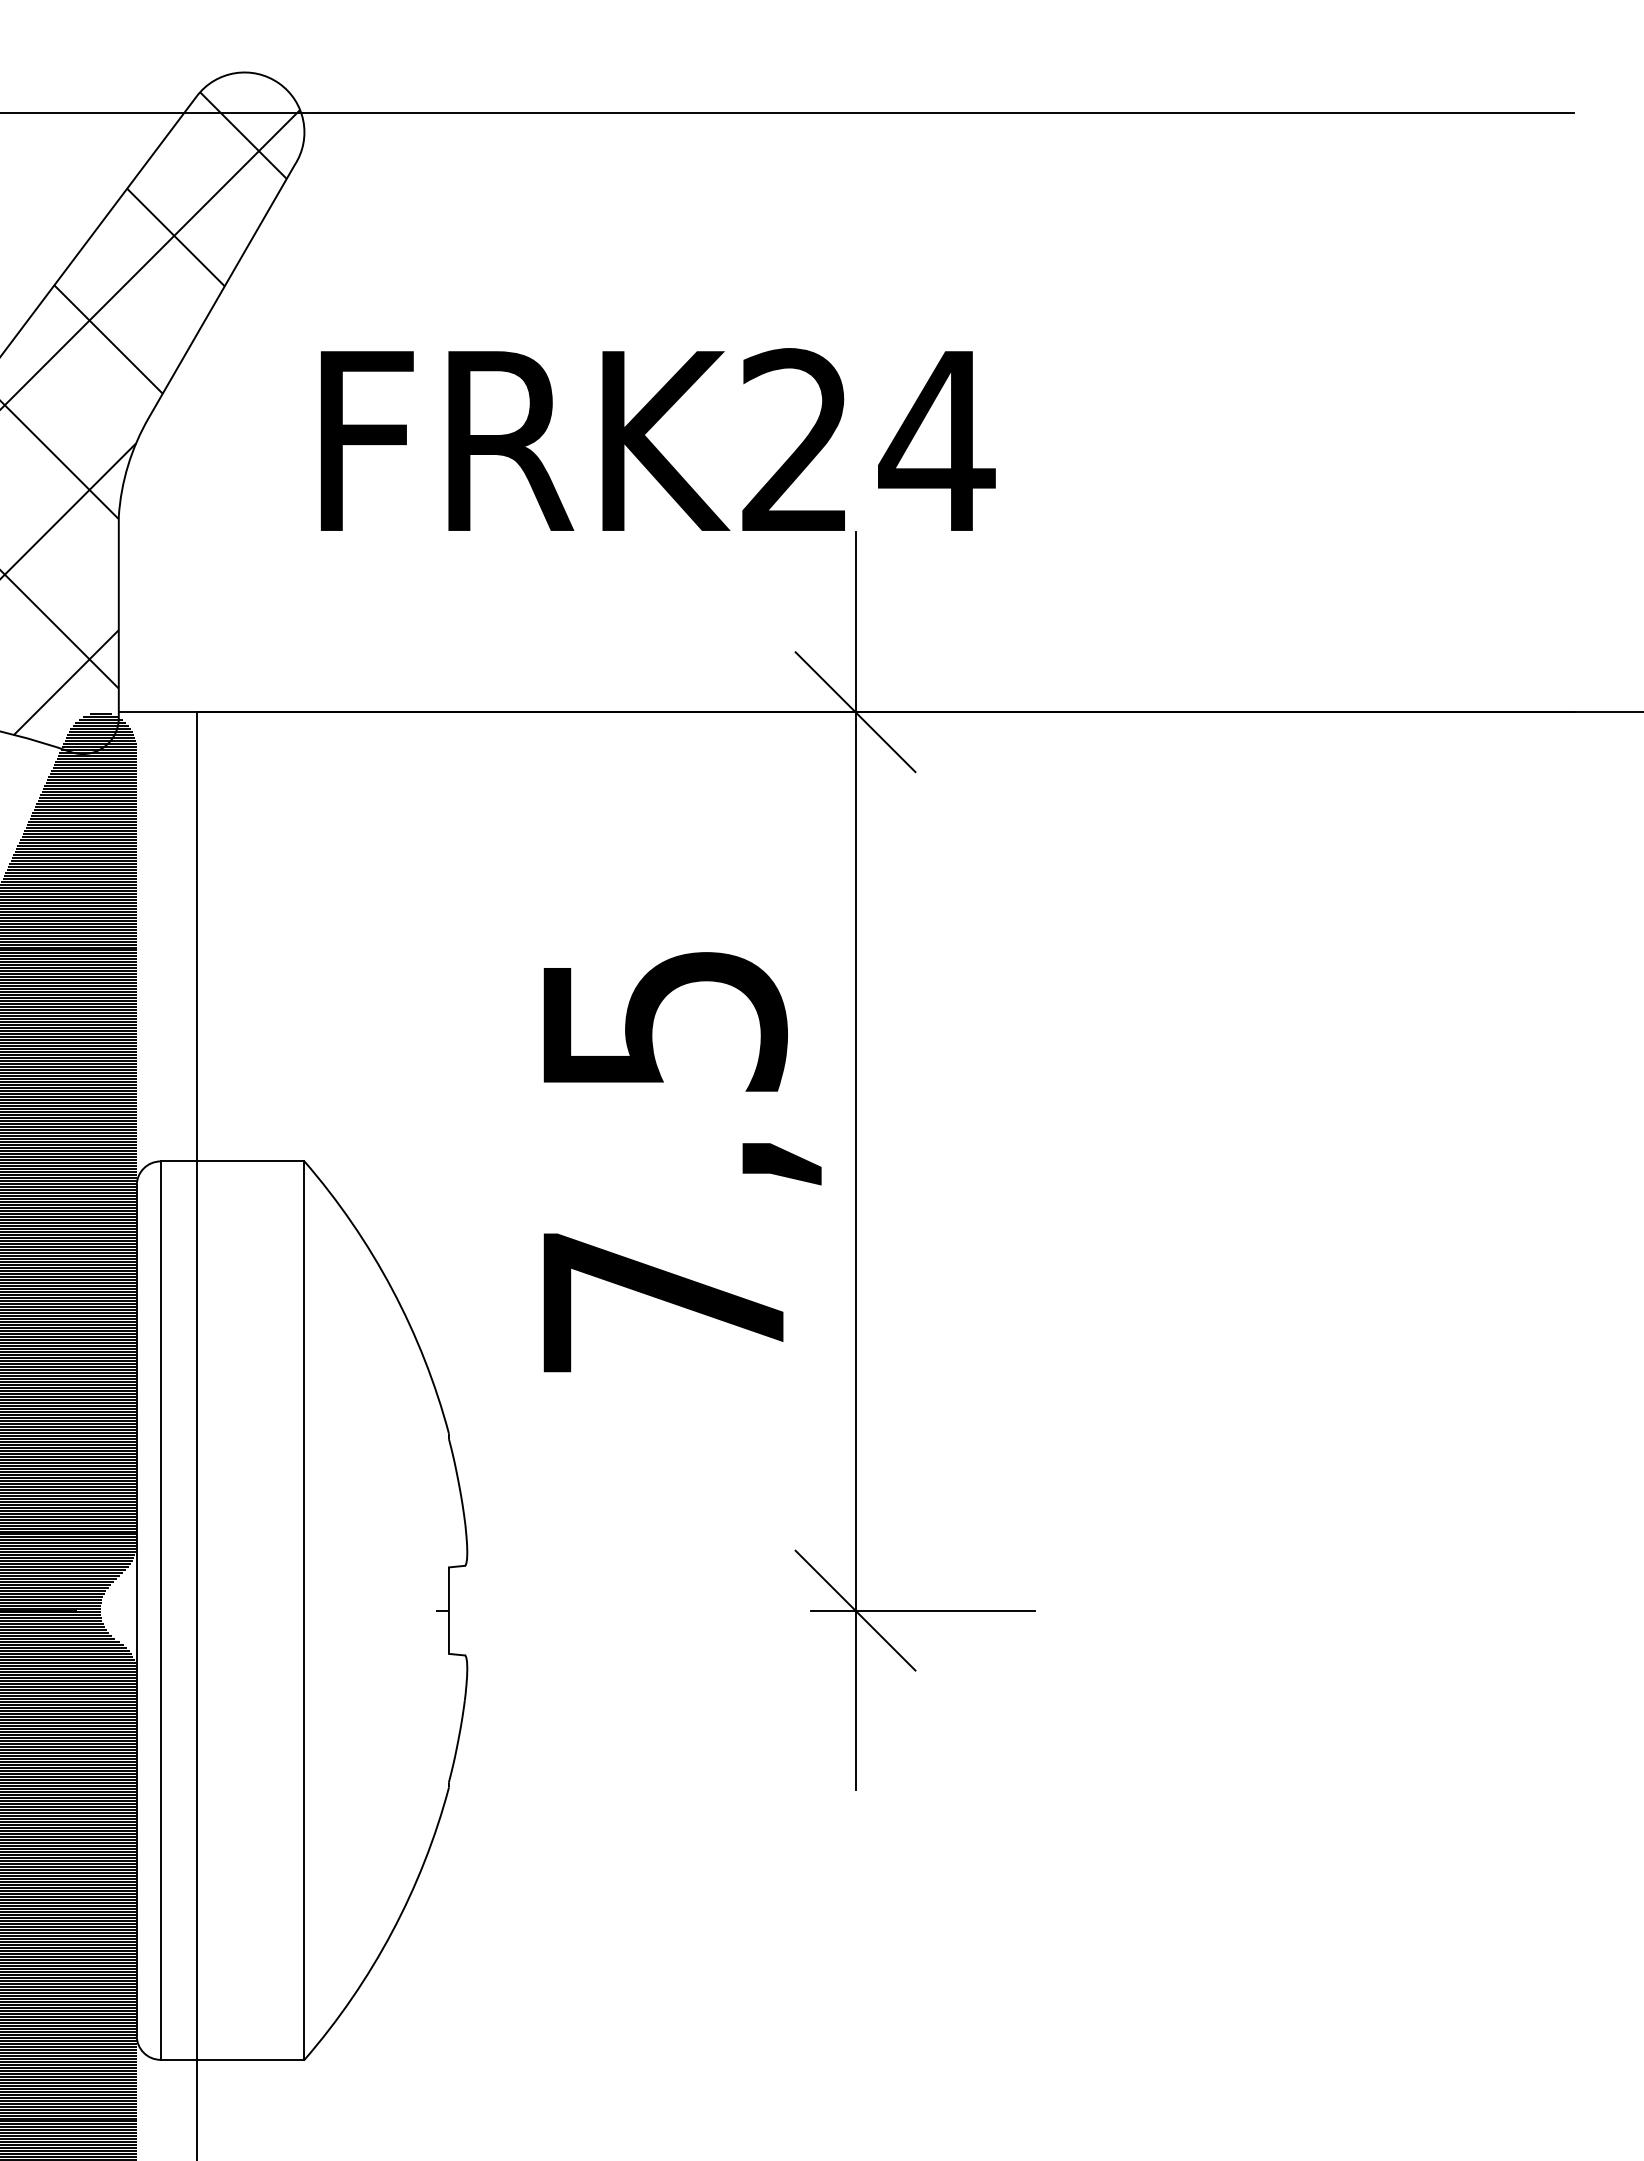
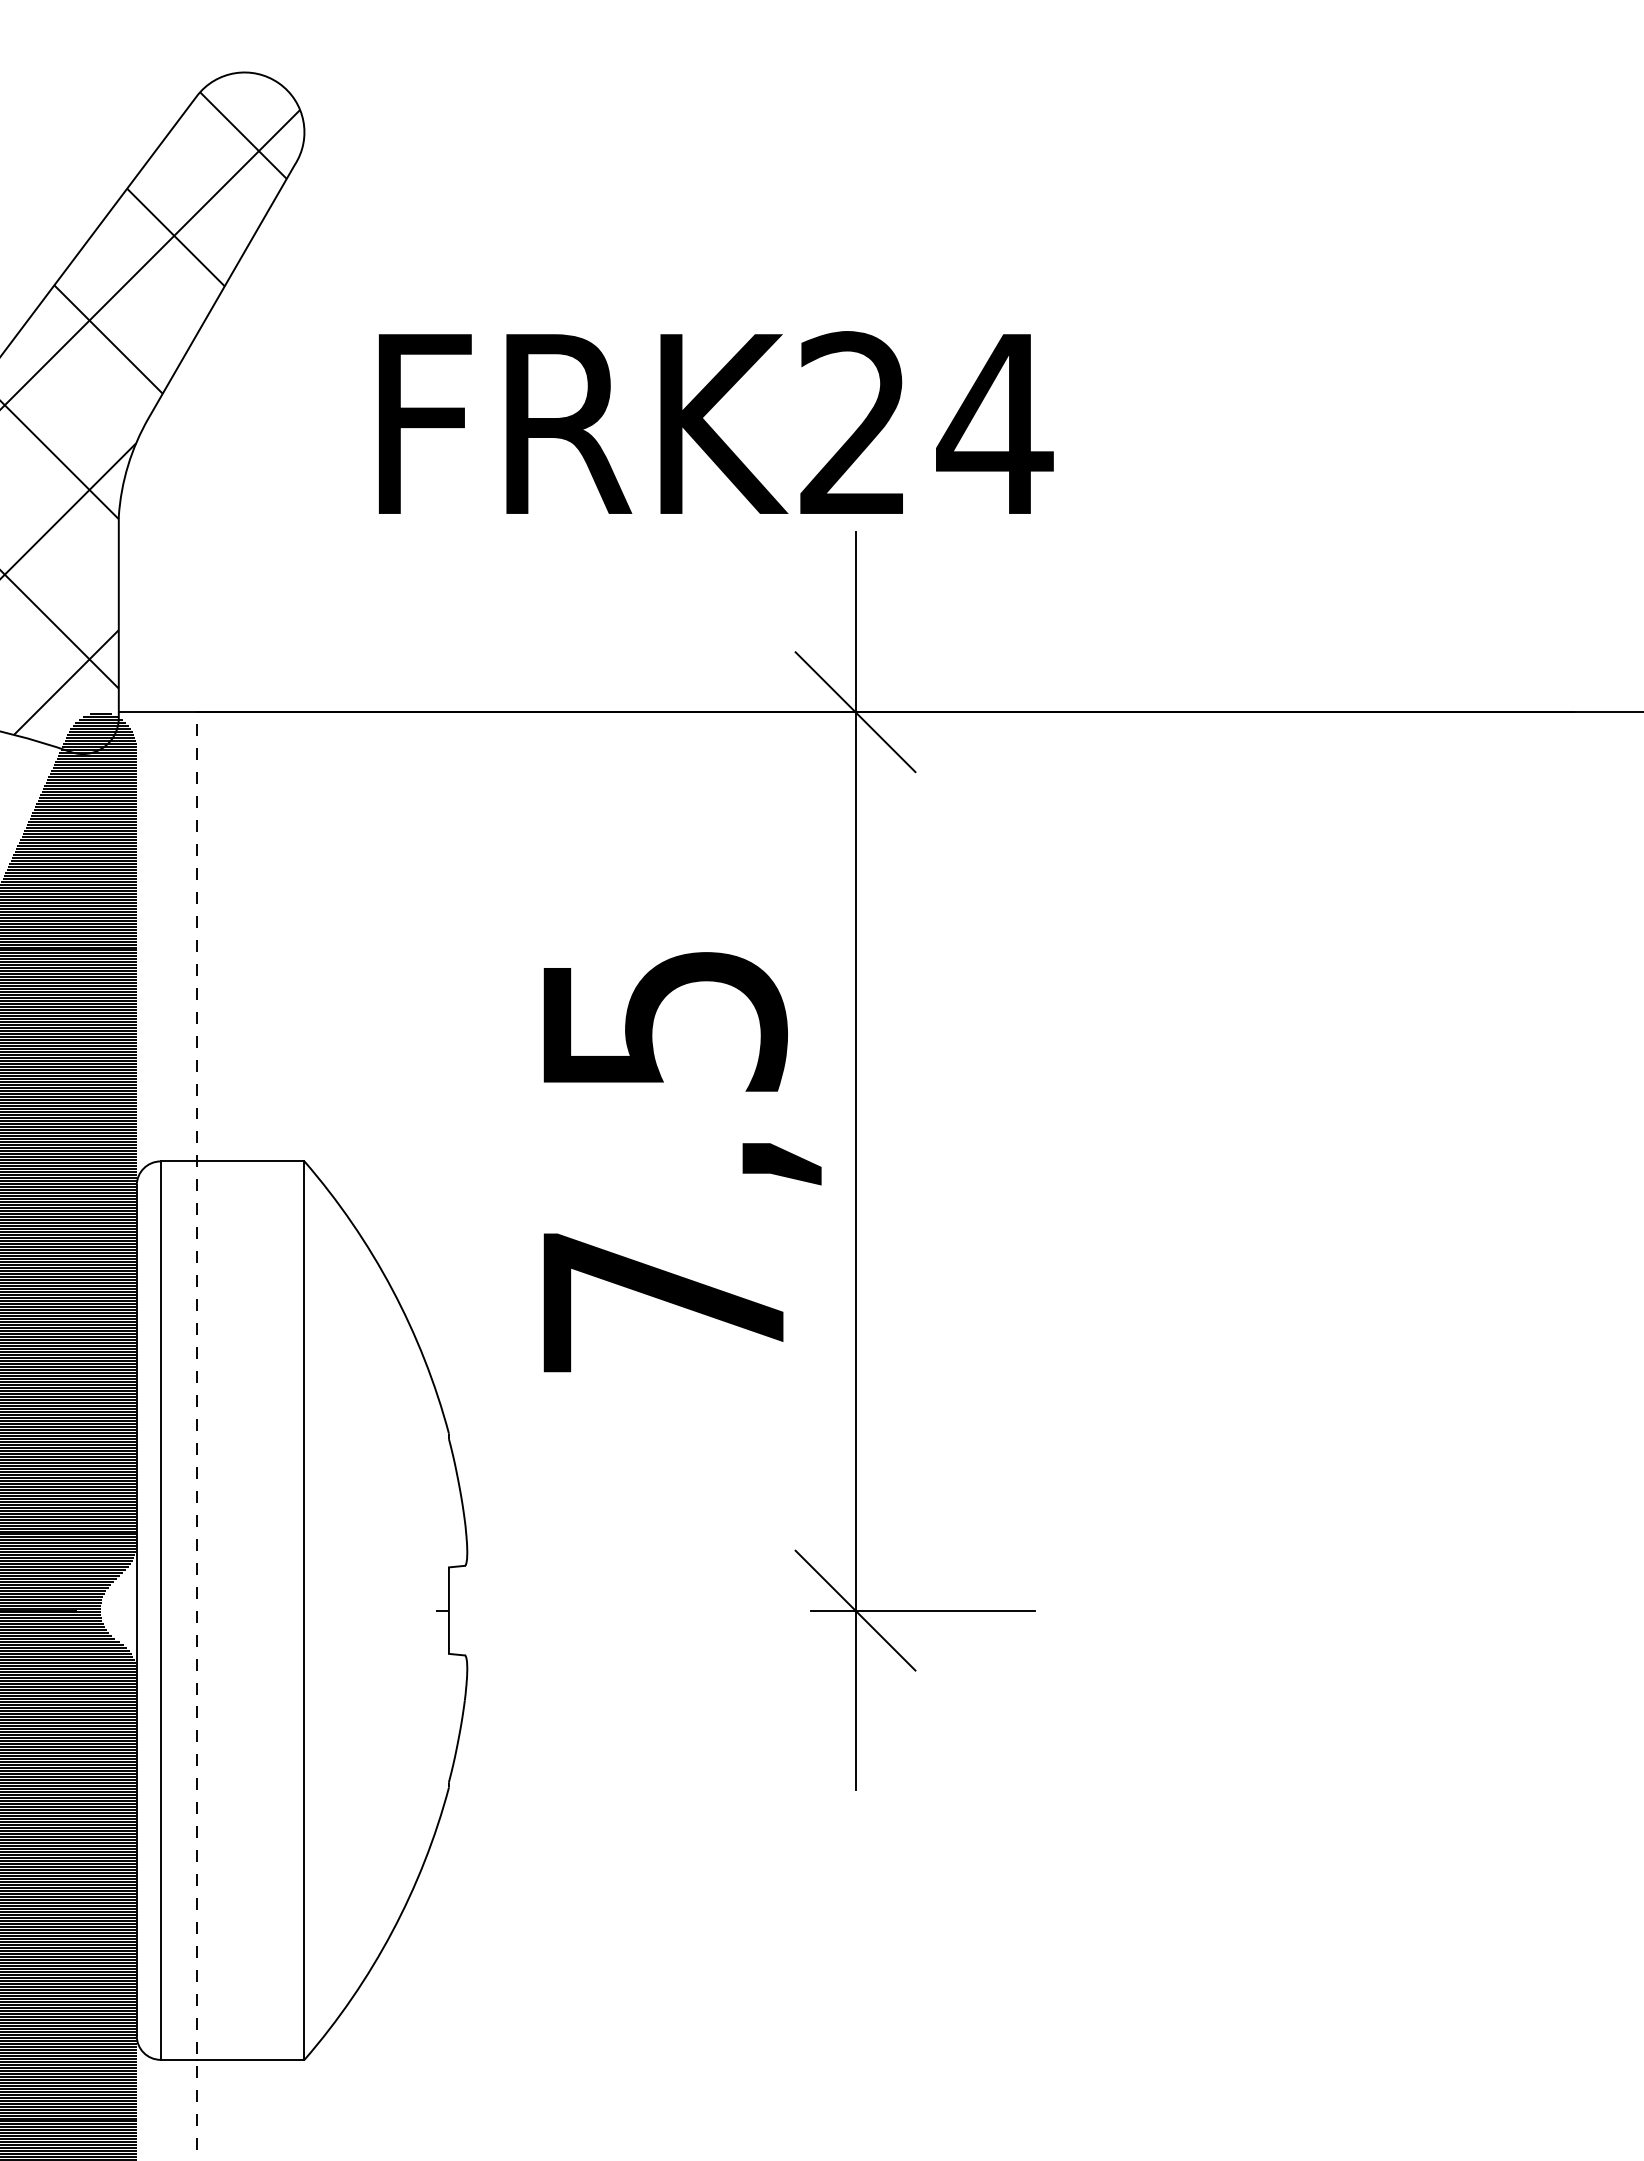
line: present -> none (788, 113)
text position: (658, 439) -> (716, 422) (716, 422)
line: solid -> dashed (196, 1436)
